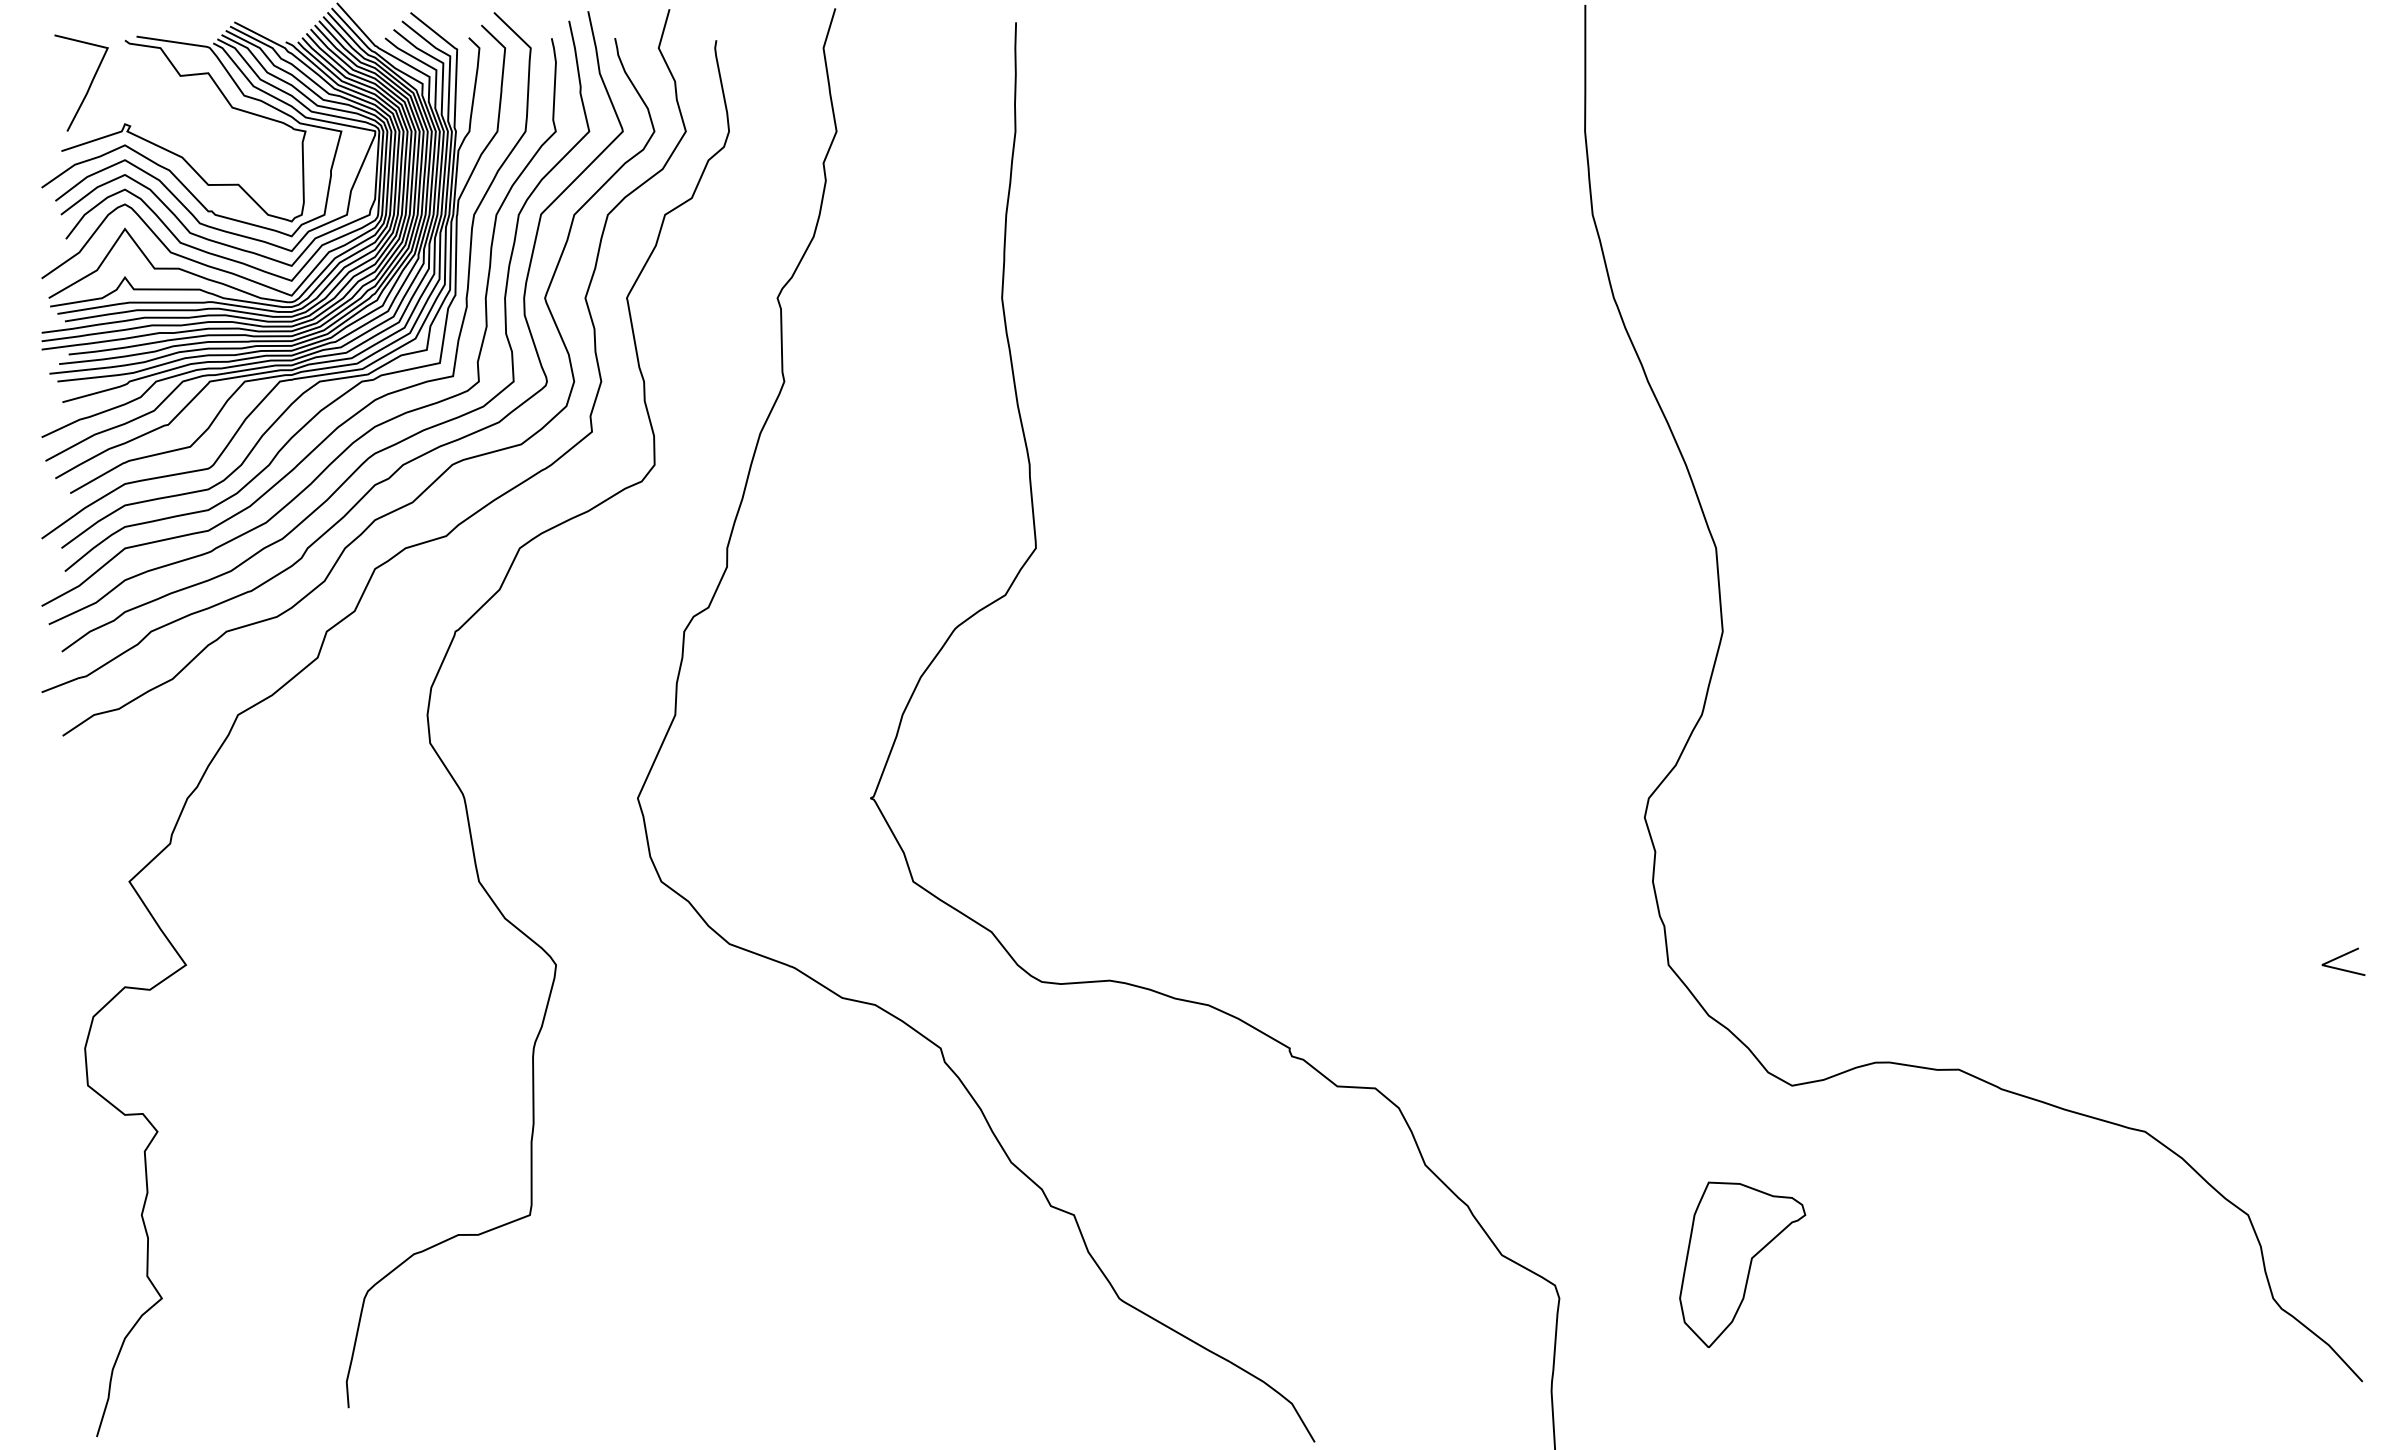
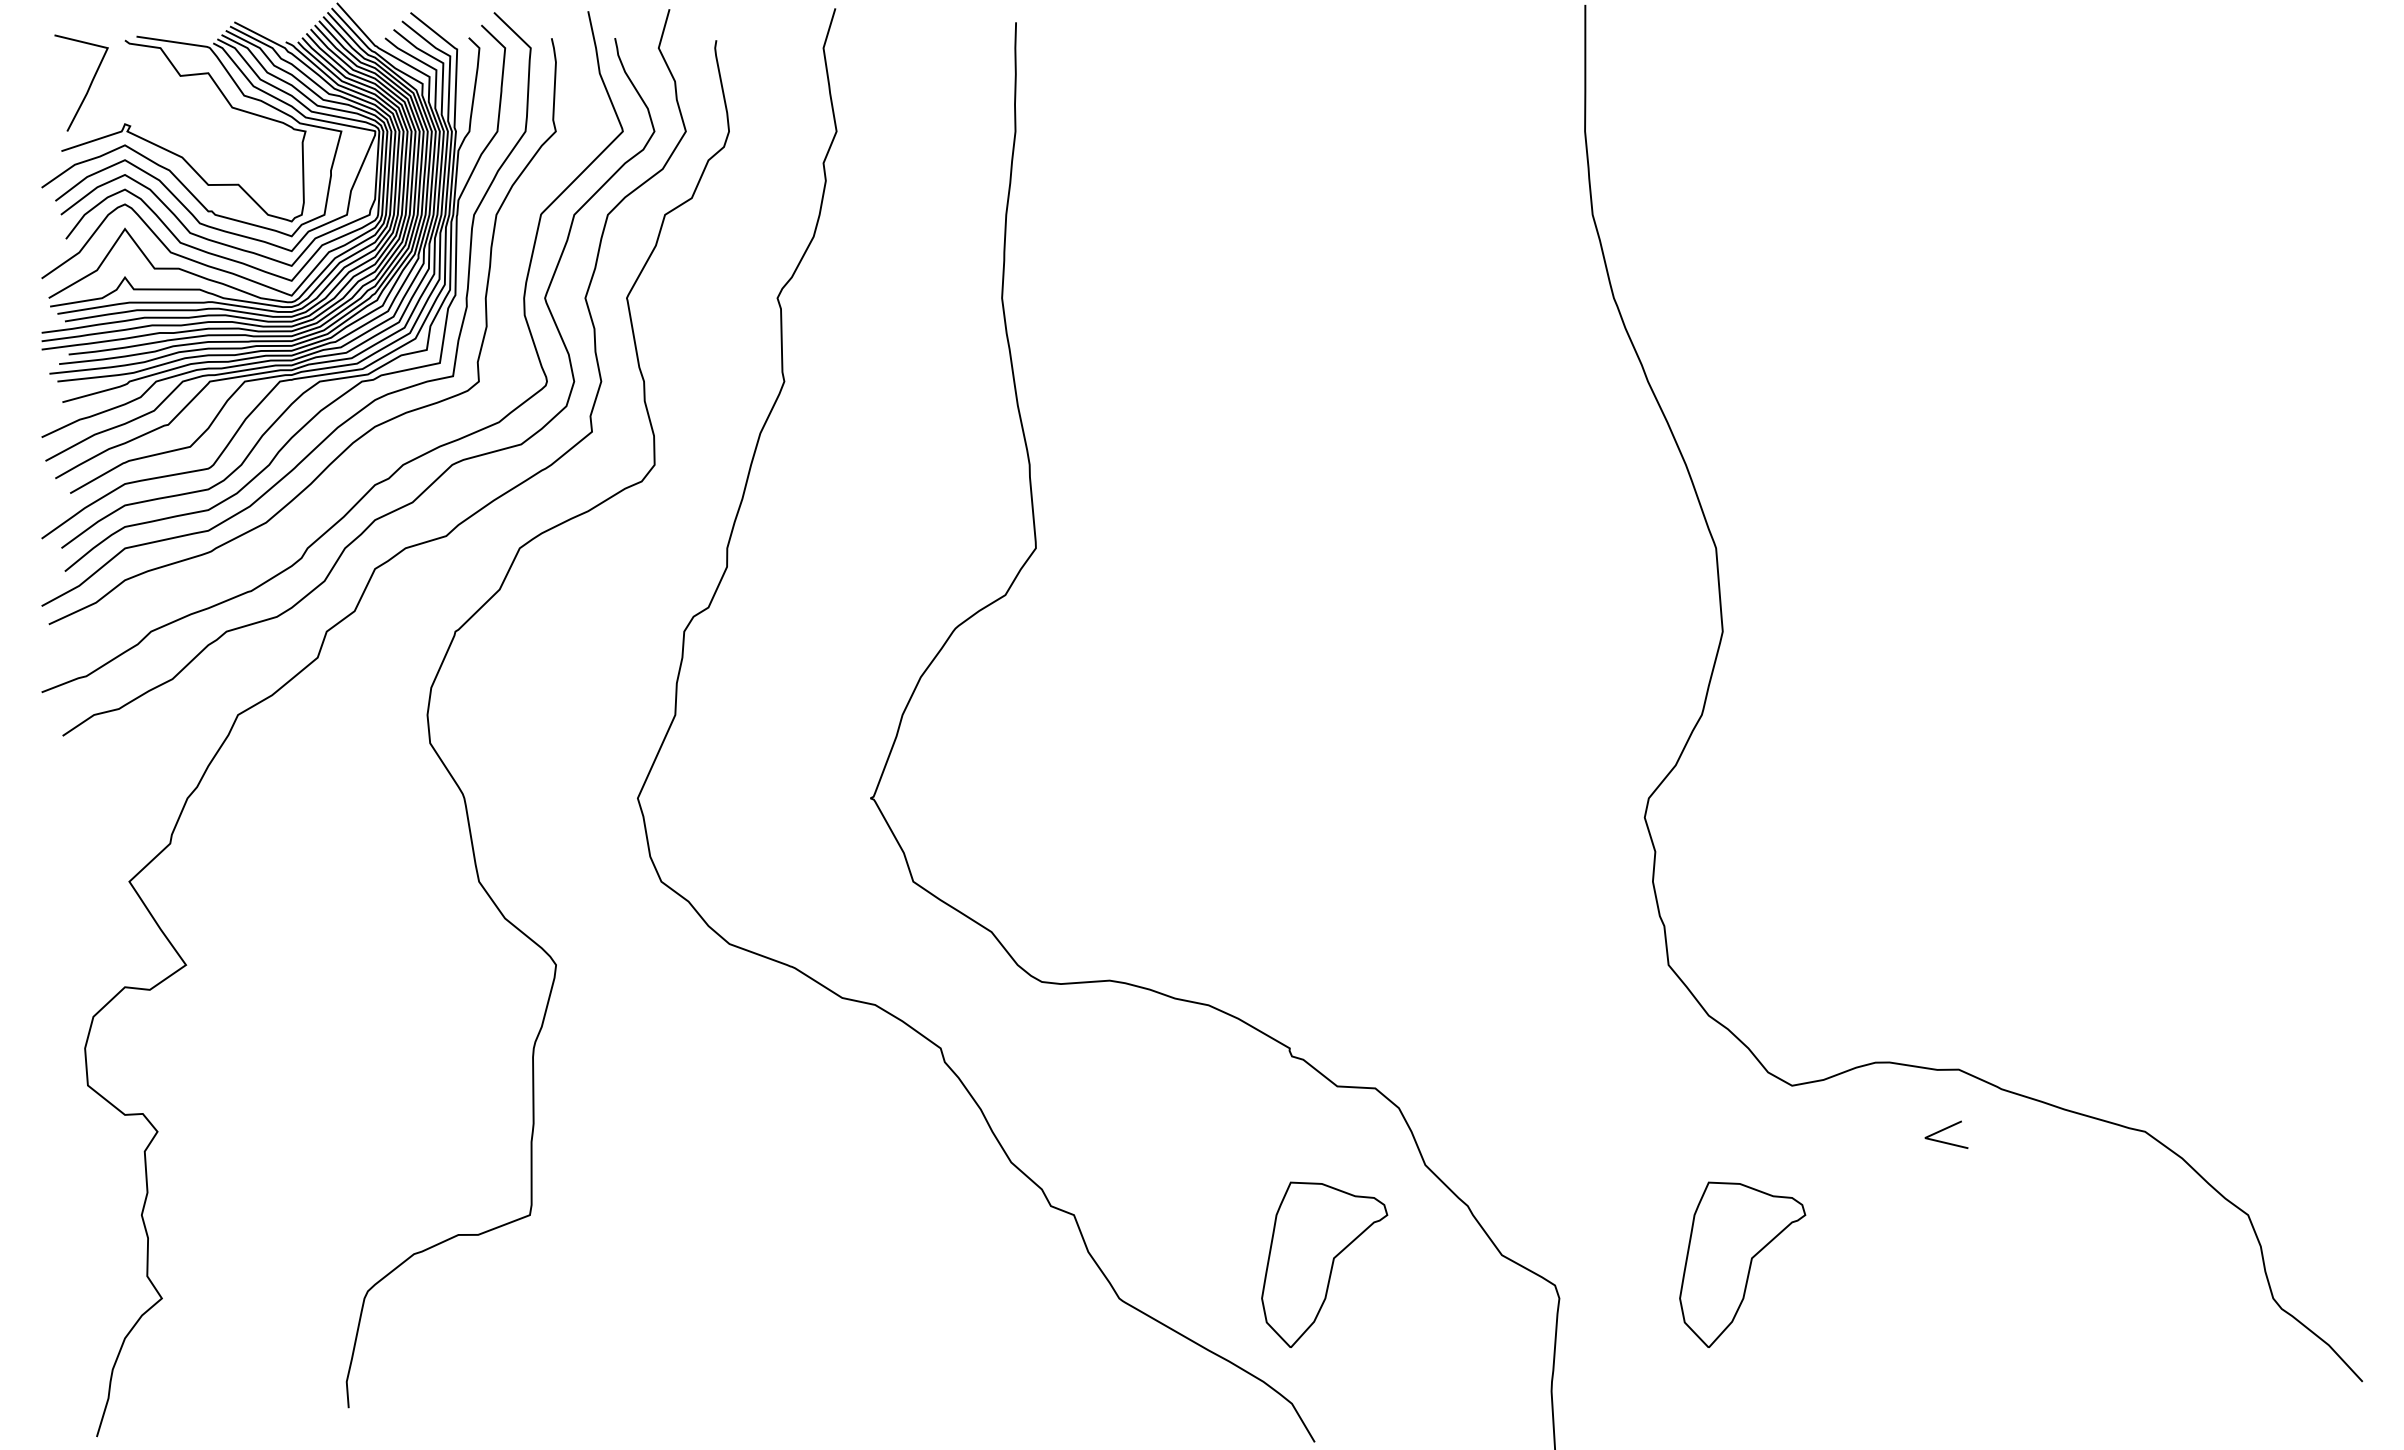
curve: present -> none (376, 451)
line position: (2341, 957) -> (1944, 1130) (1944, 1130)
part: none -> present (1324, 1264)
